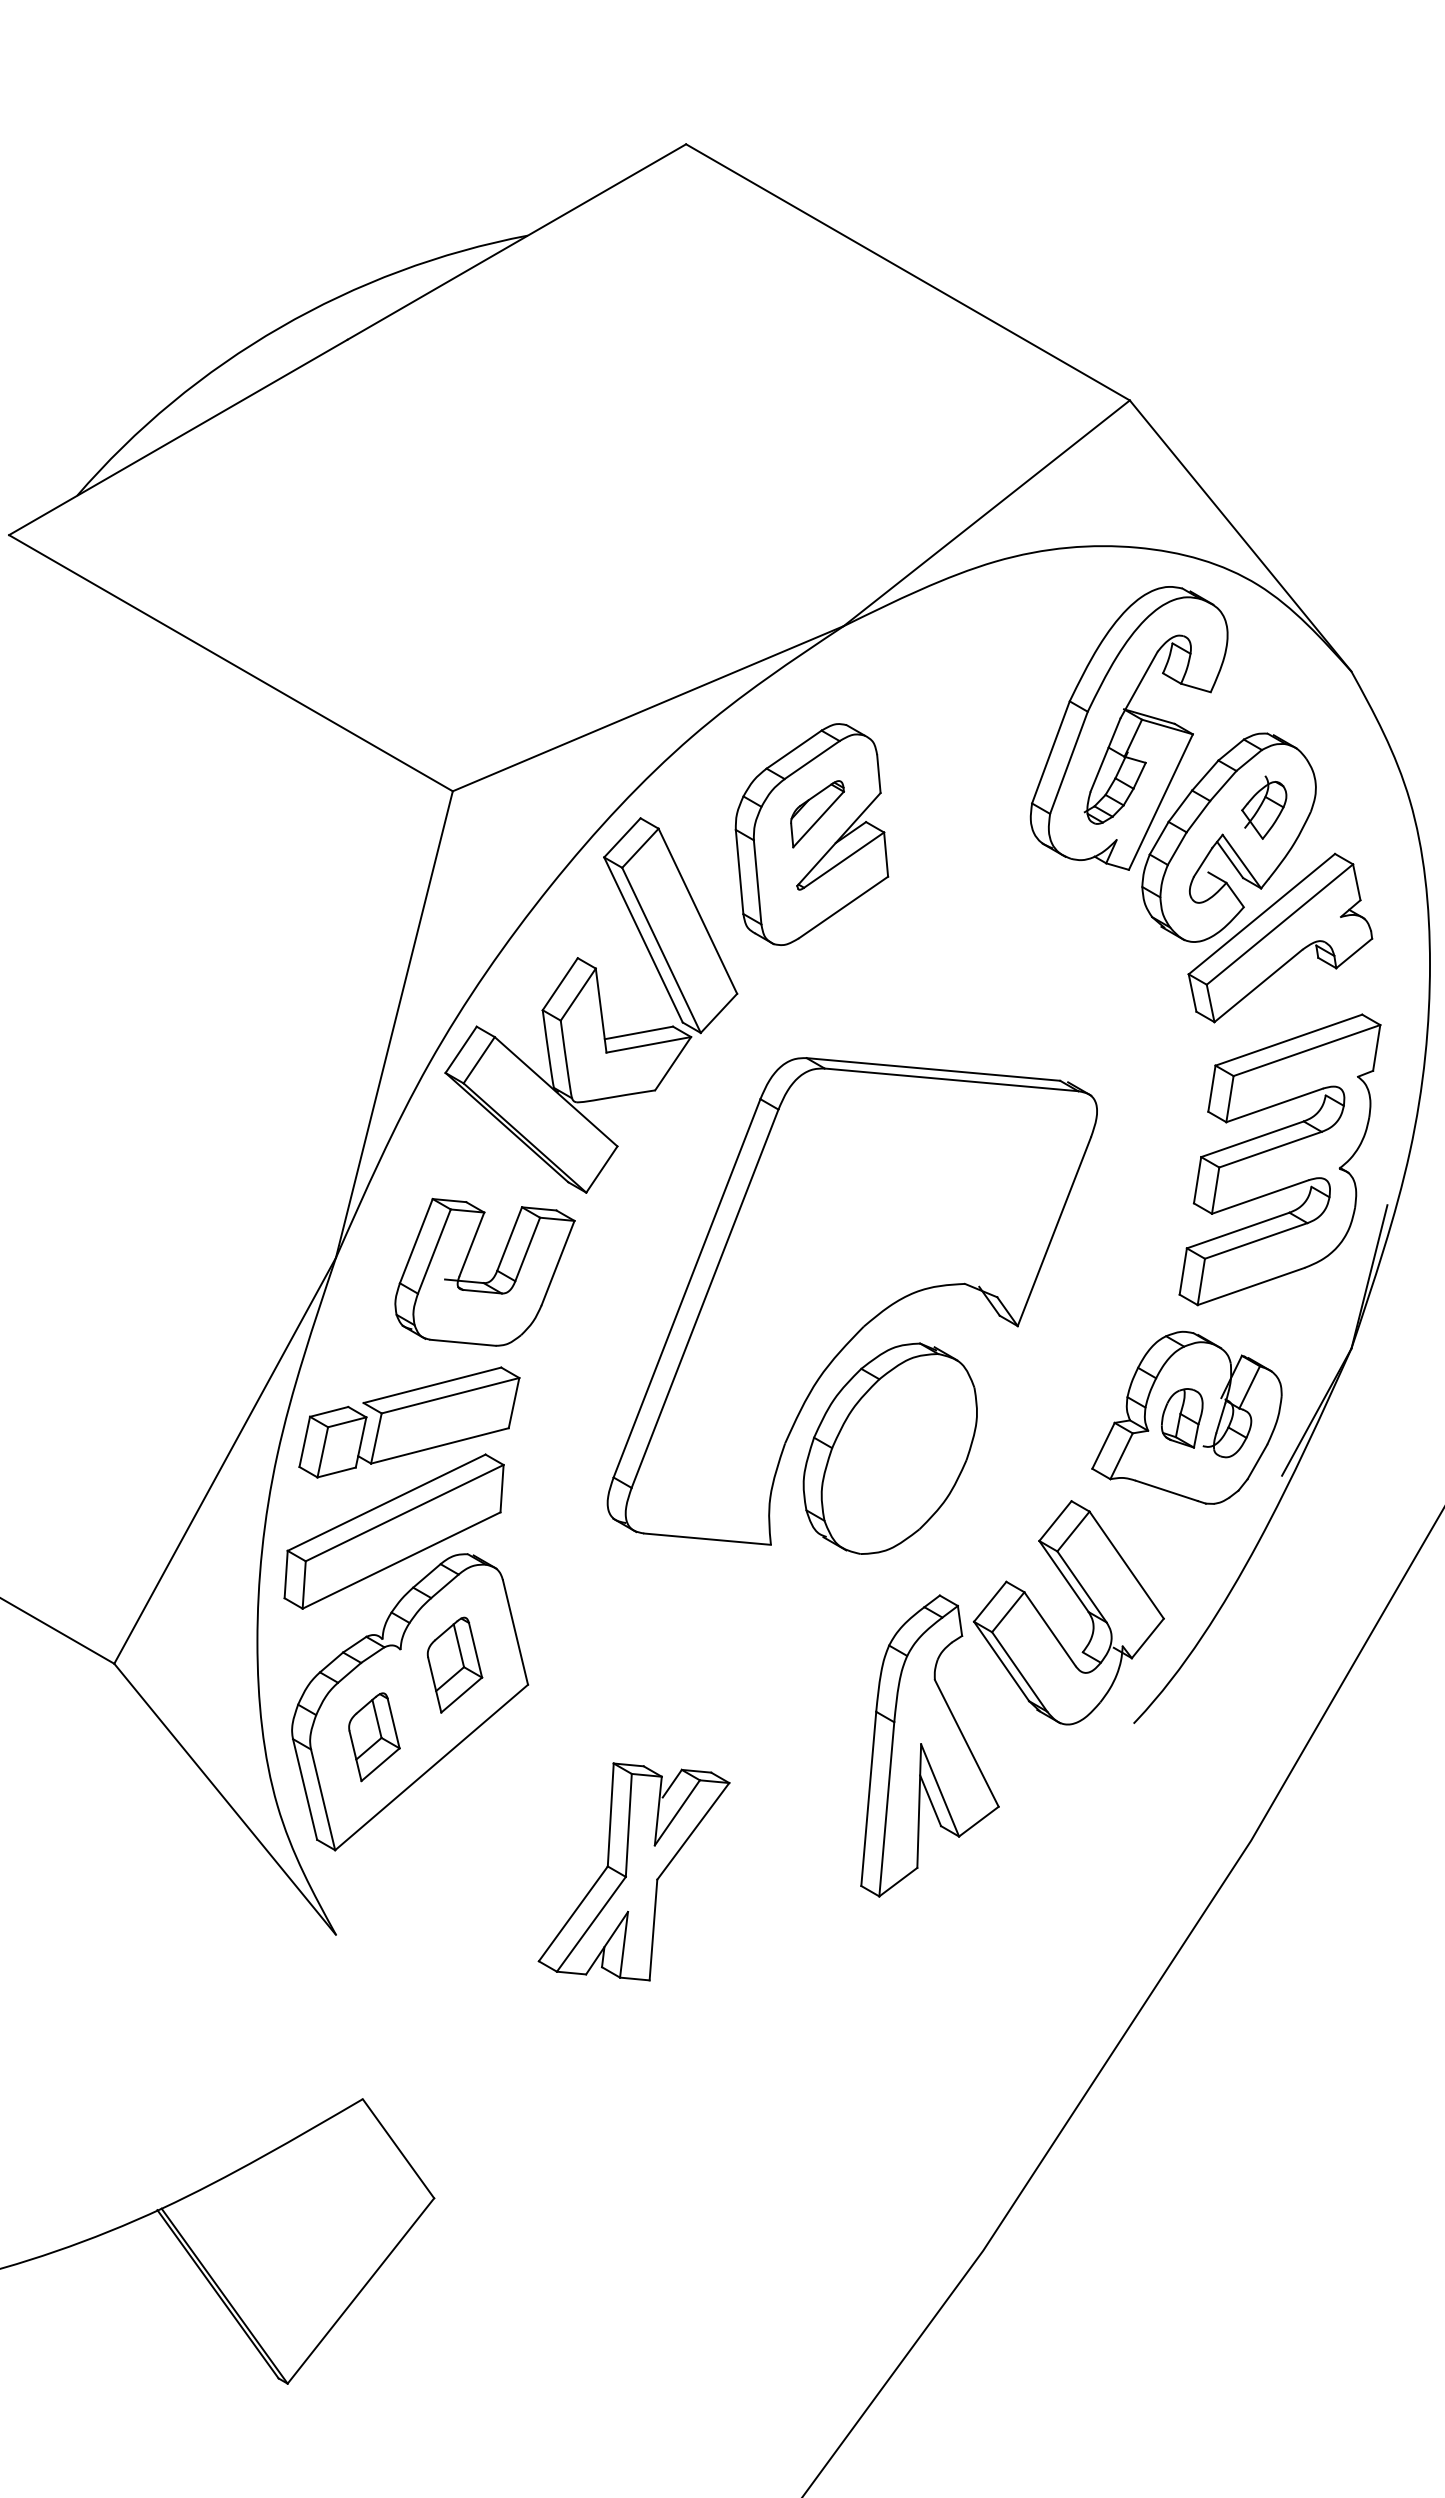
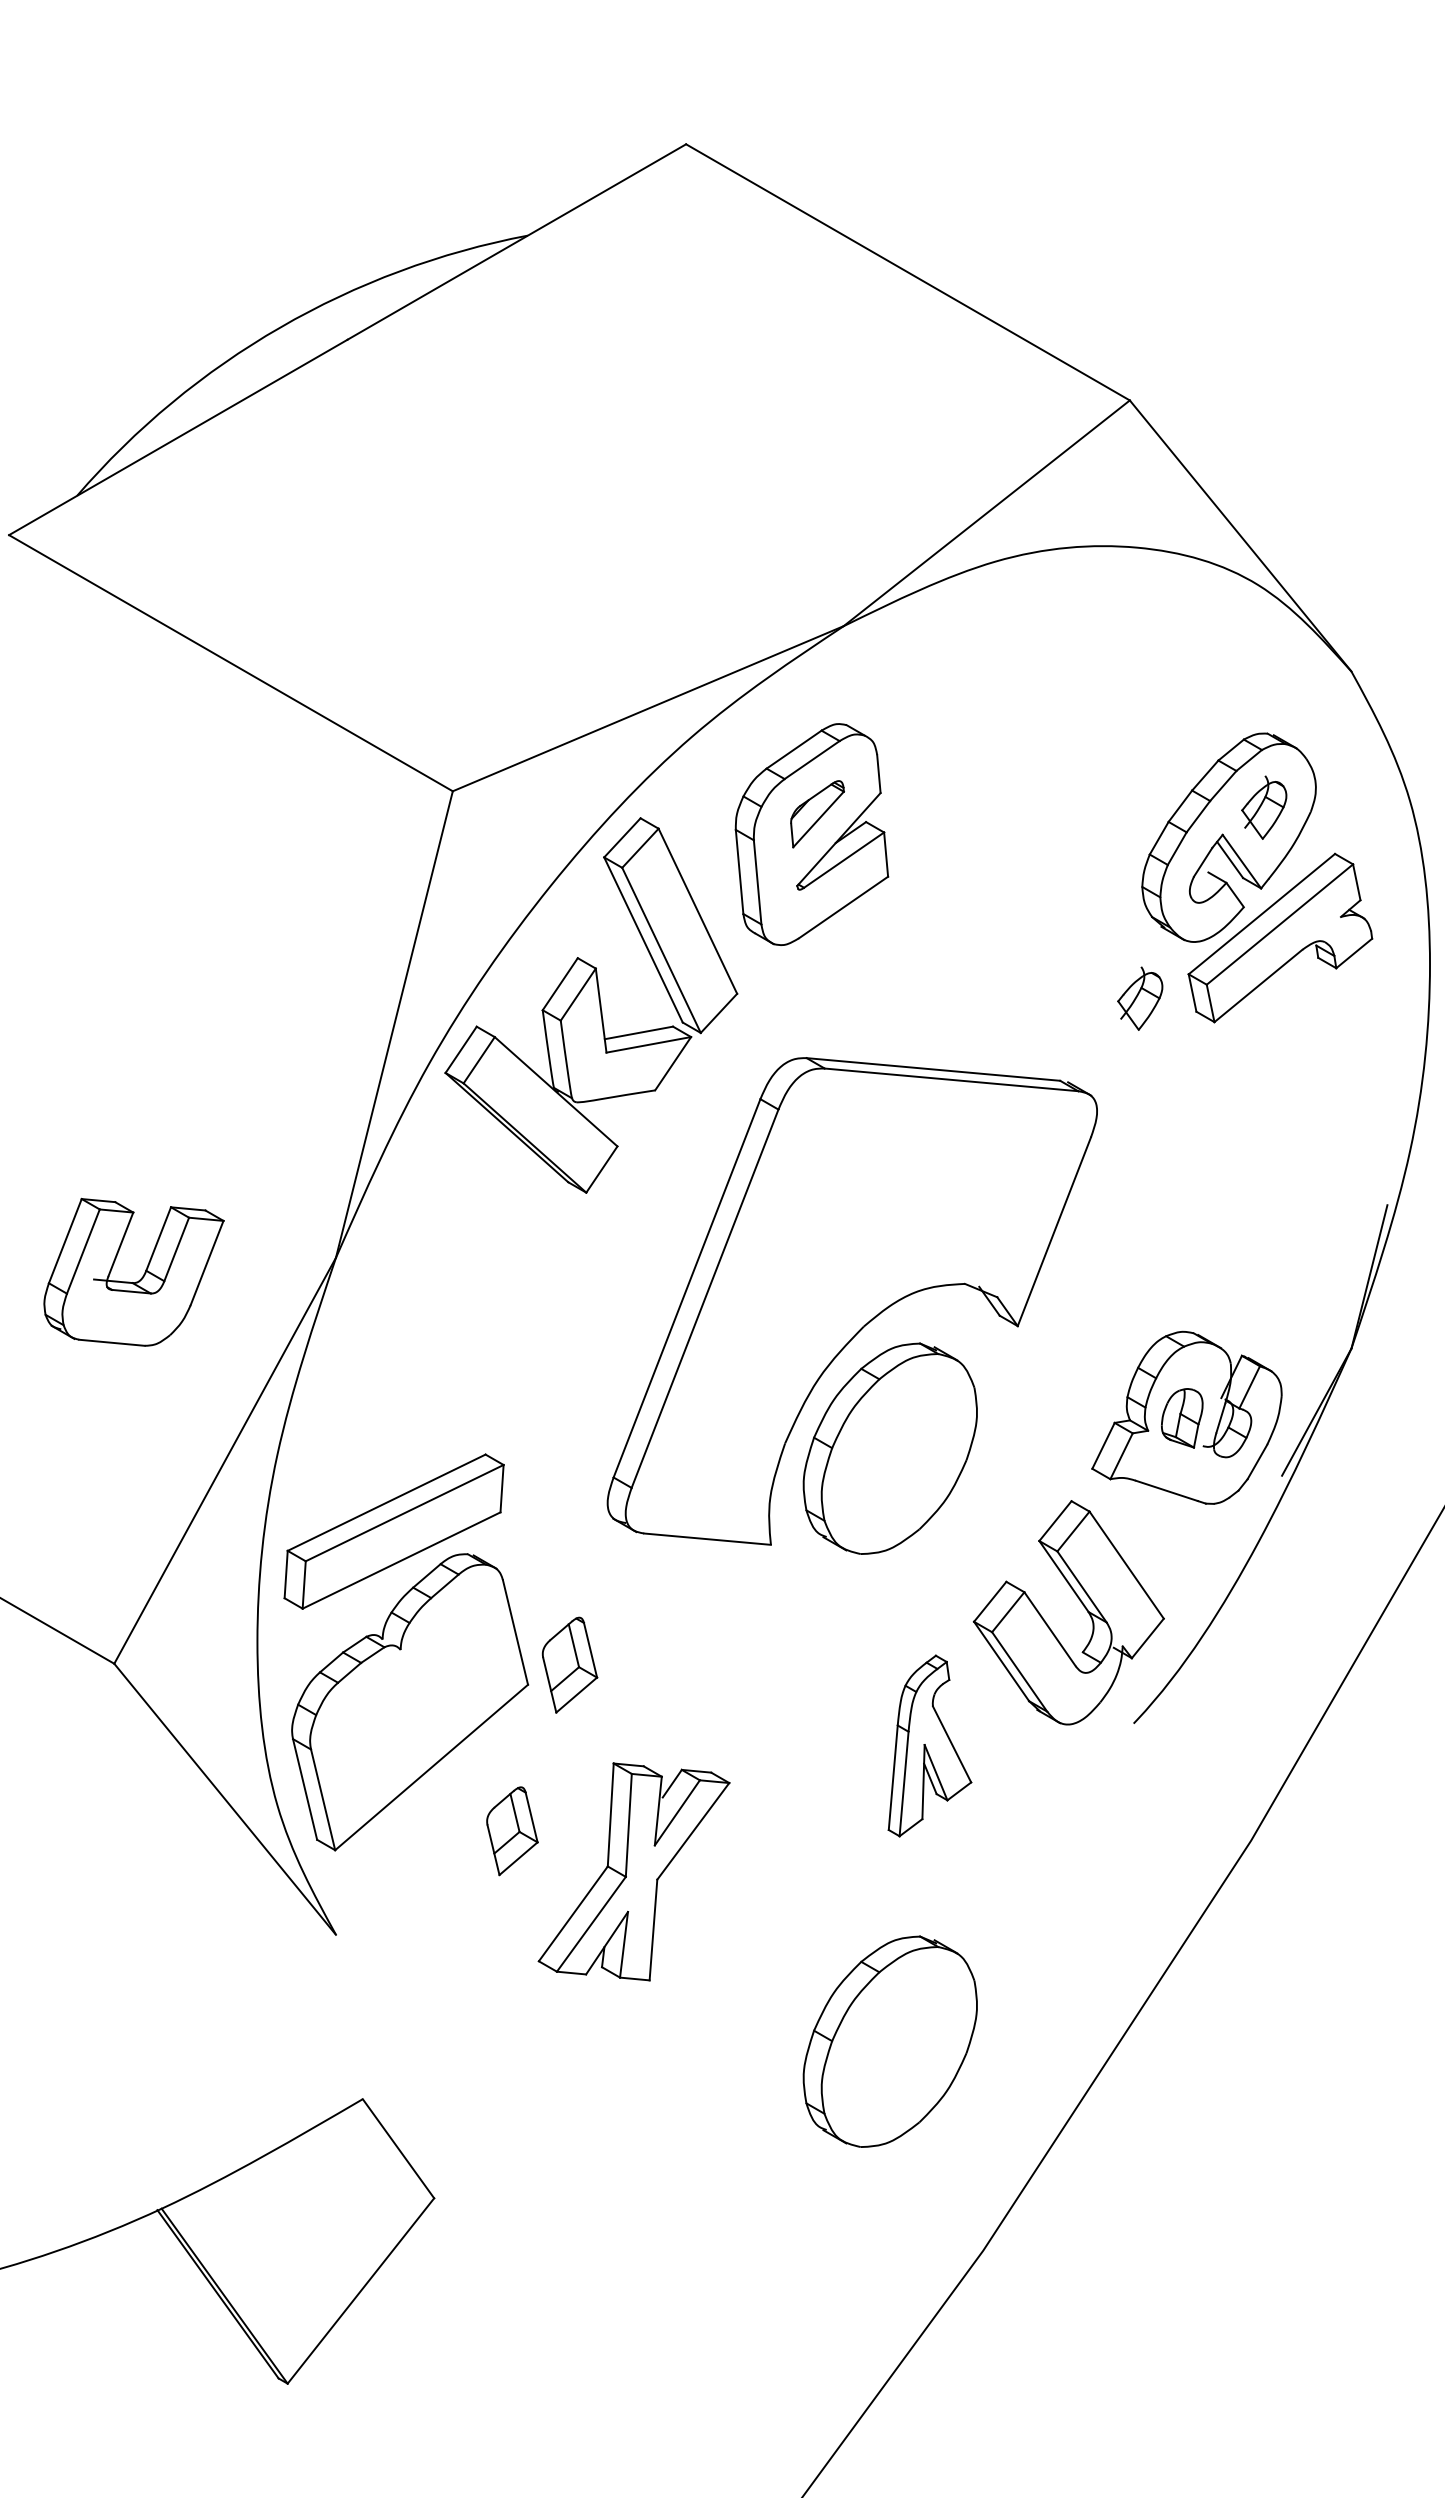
part: present -> none (1128, 728)
part: none -> present (1140, 998)
part: present -> none (1279, 1159)
part position: (491, 1278) -> (140, 1278) (140, 1278)
part: present -> none (409, 1422)
part position: (454, 1664) -> (569, 1664) (569, 1664)
part position: (374, 1737) -> (512, 1831) (512, 1831)
part size: 140x304 px -> 86x184 px (929, 1745)
part: none -> present (889, 2041)
